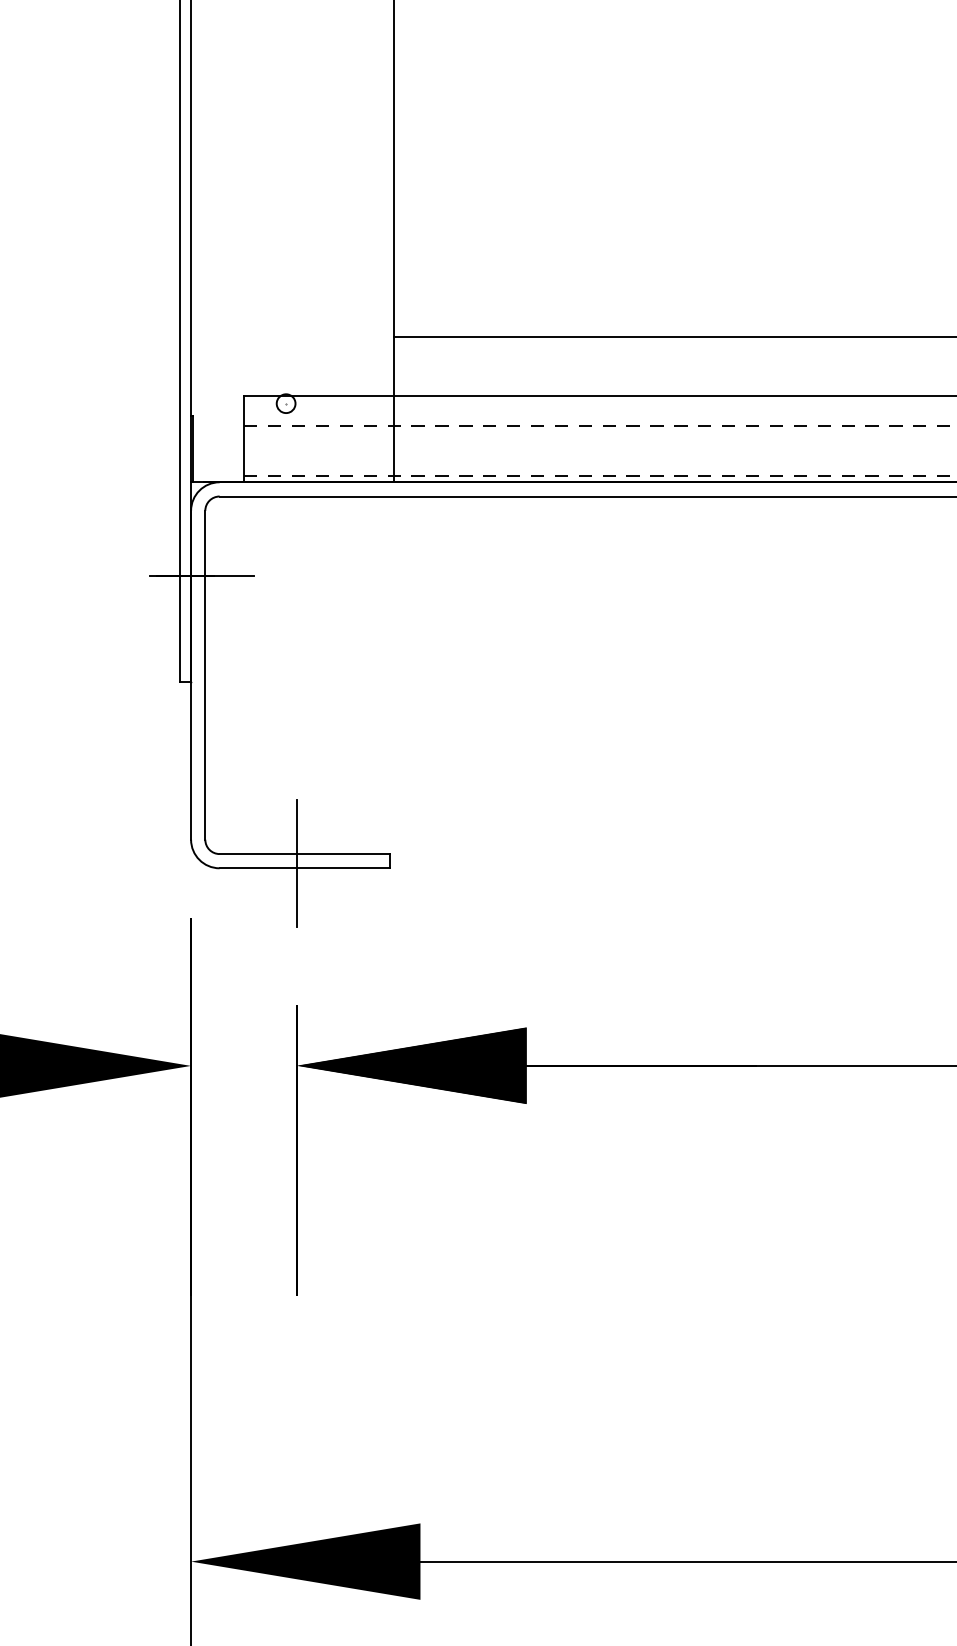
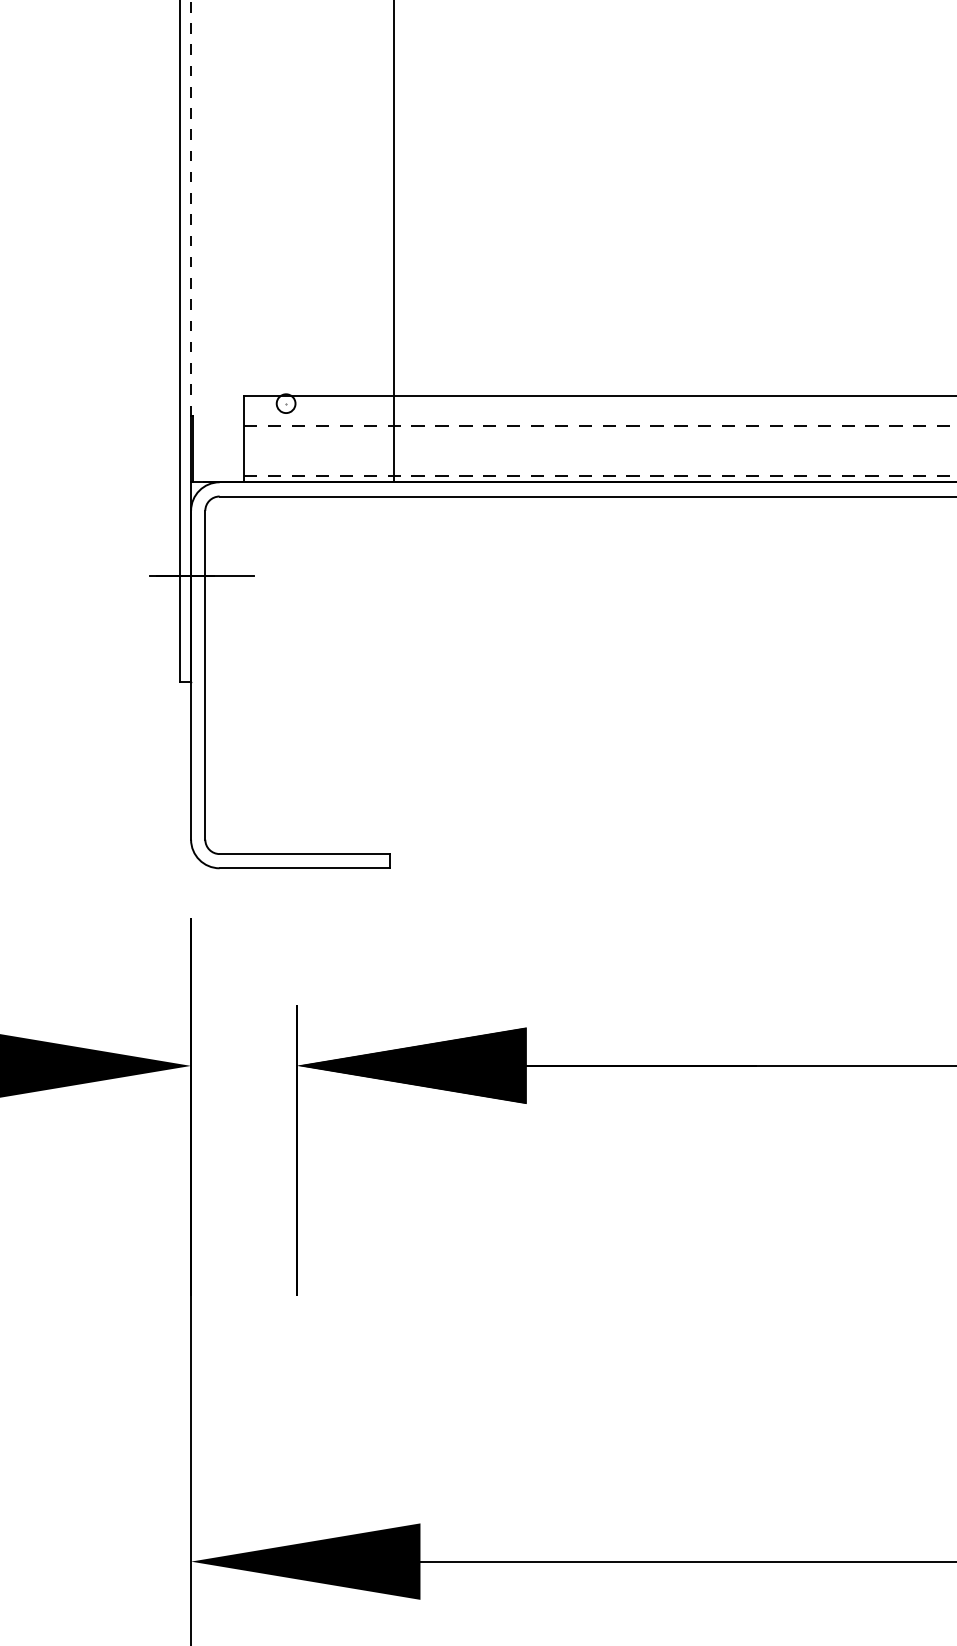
line: solid -> dashed (191, 208)
line: present -> none (673, 337)
line: present -> none (297, 863)
